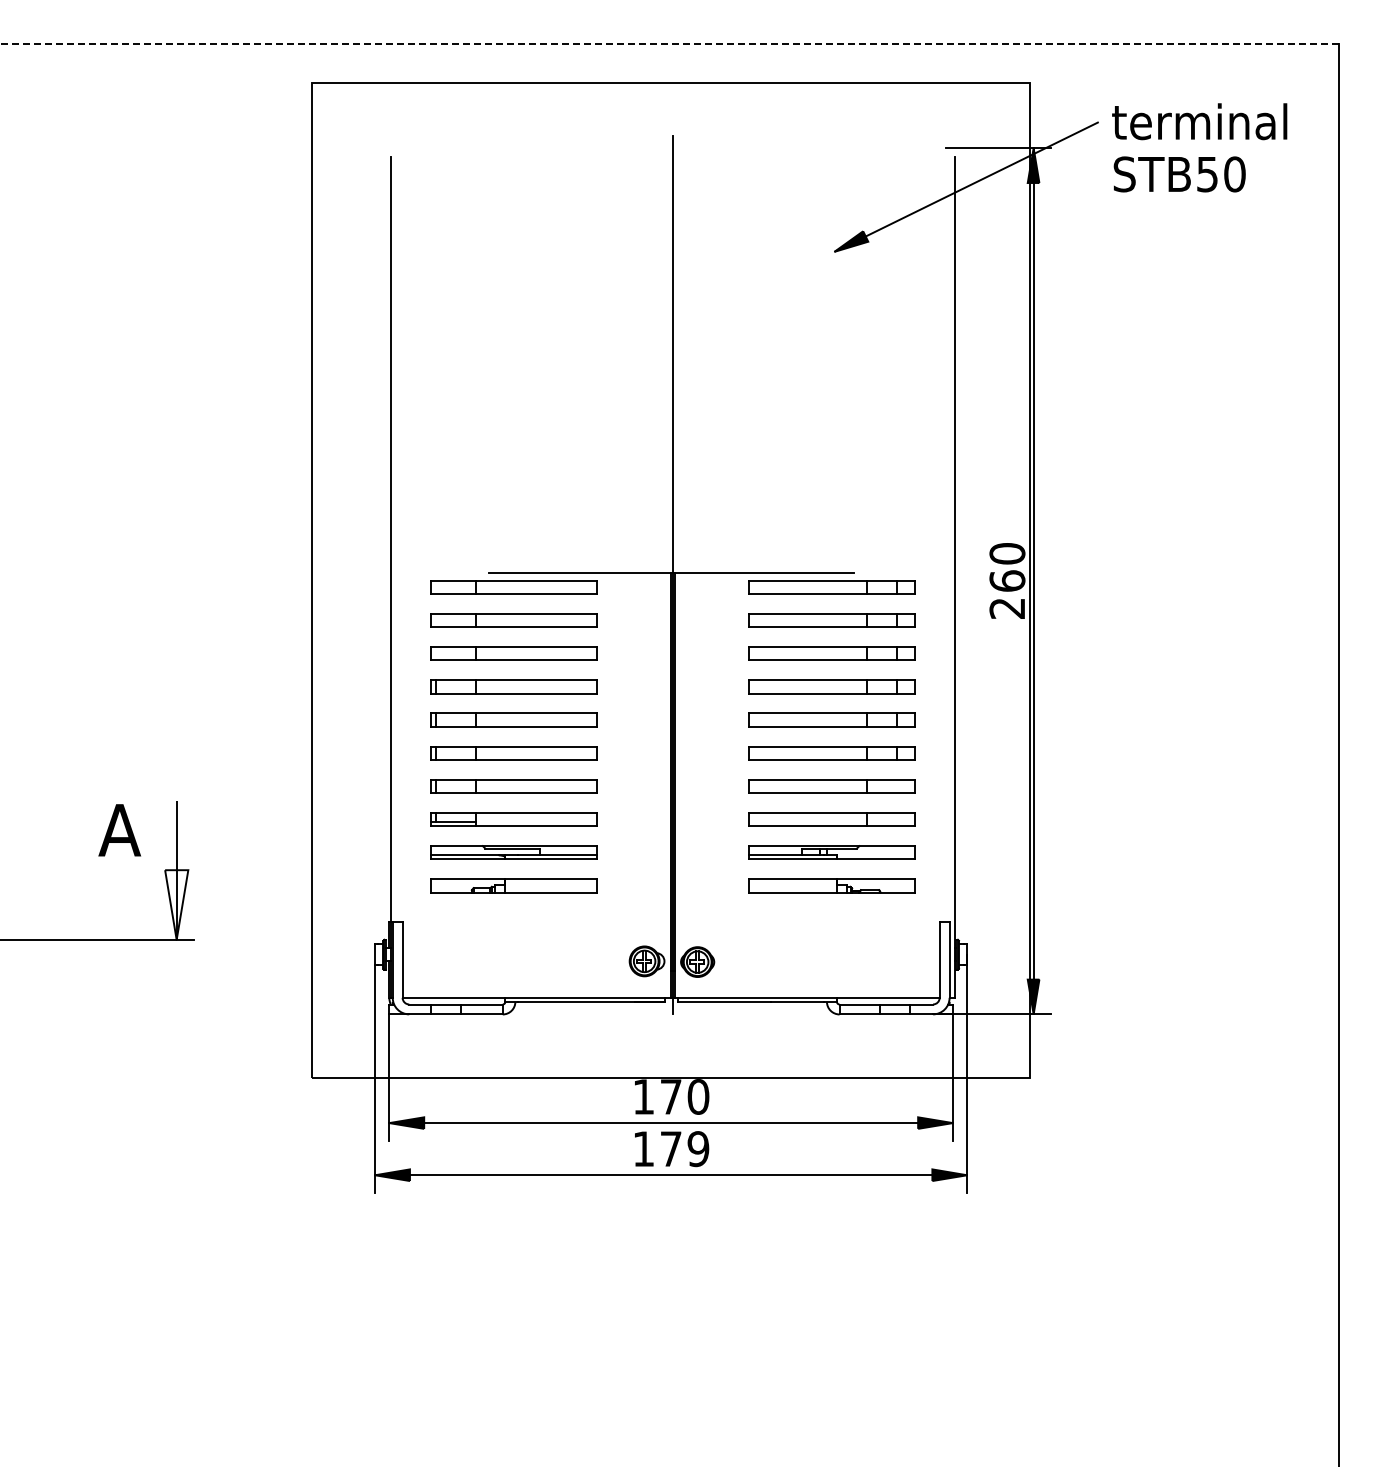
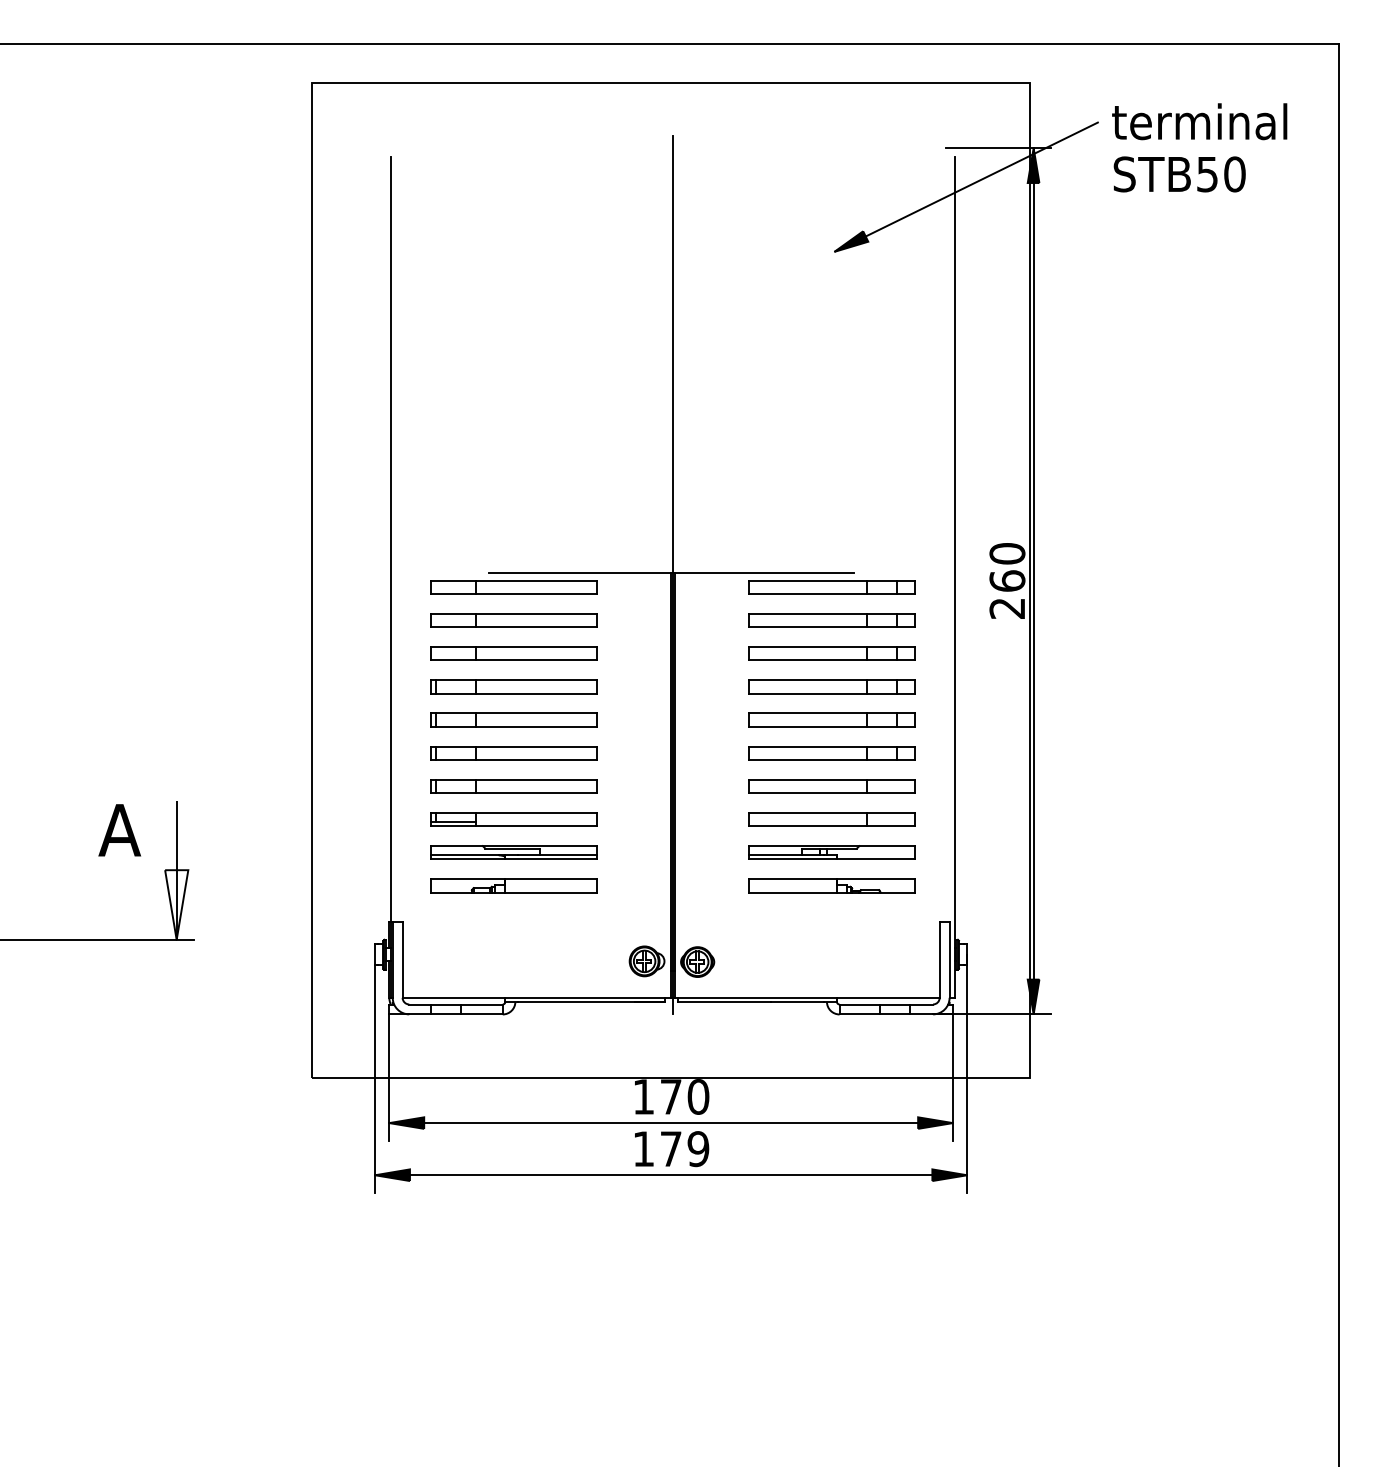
line: dashed -> solid (669, 44)
